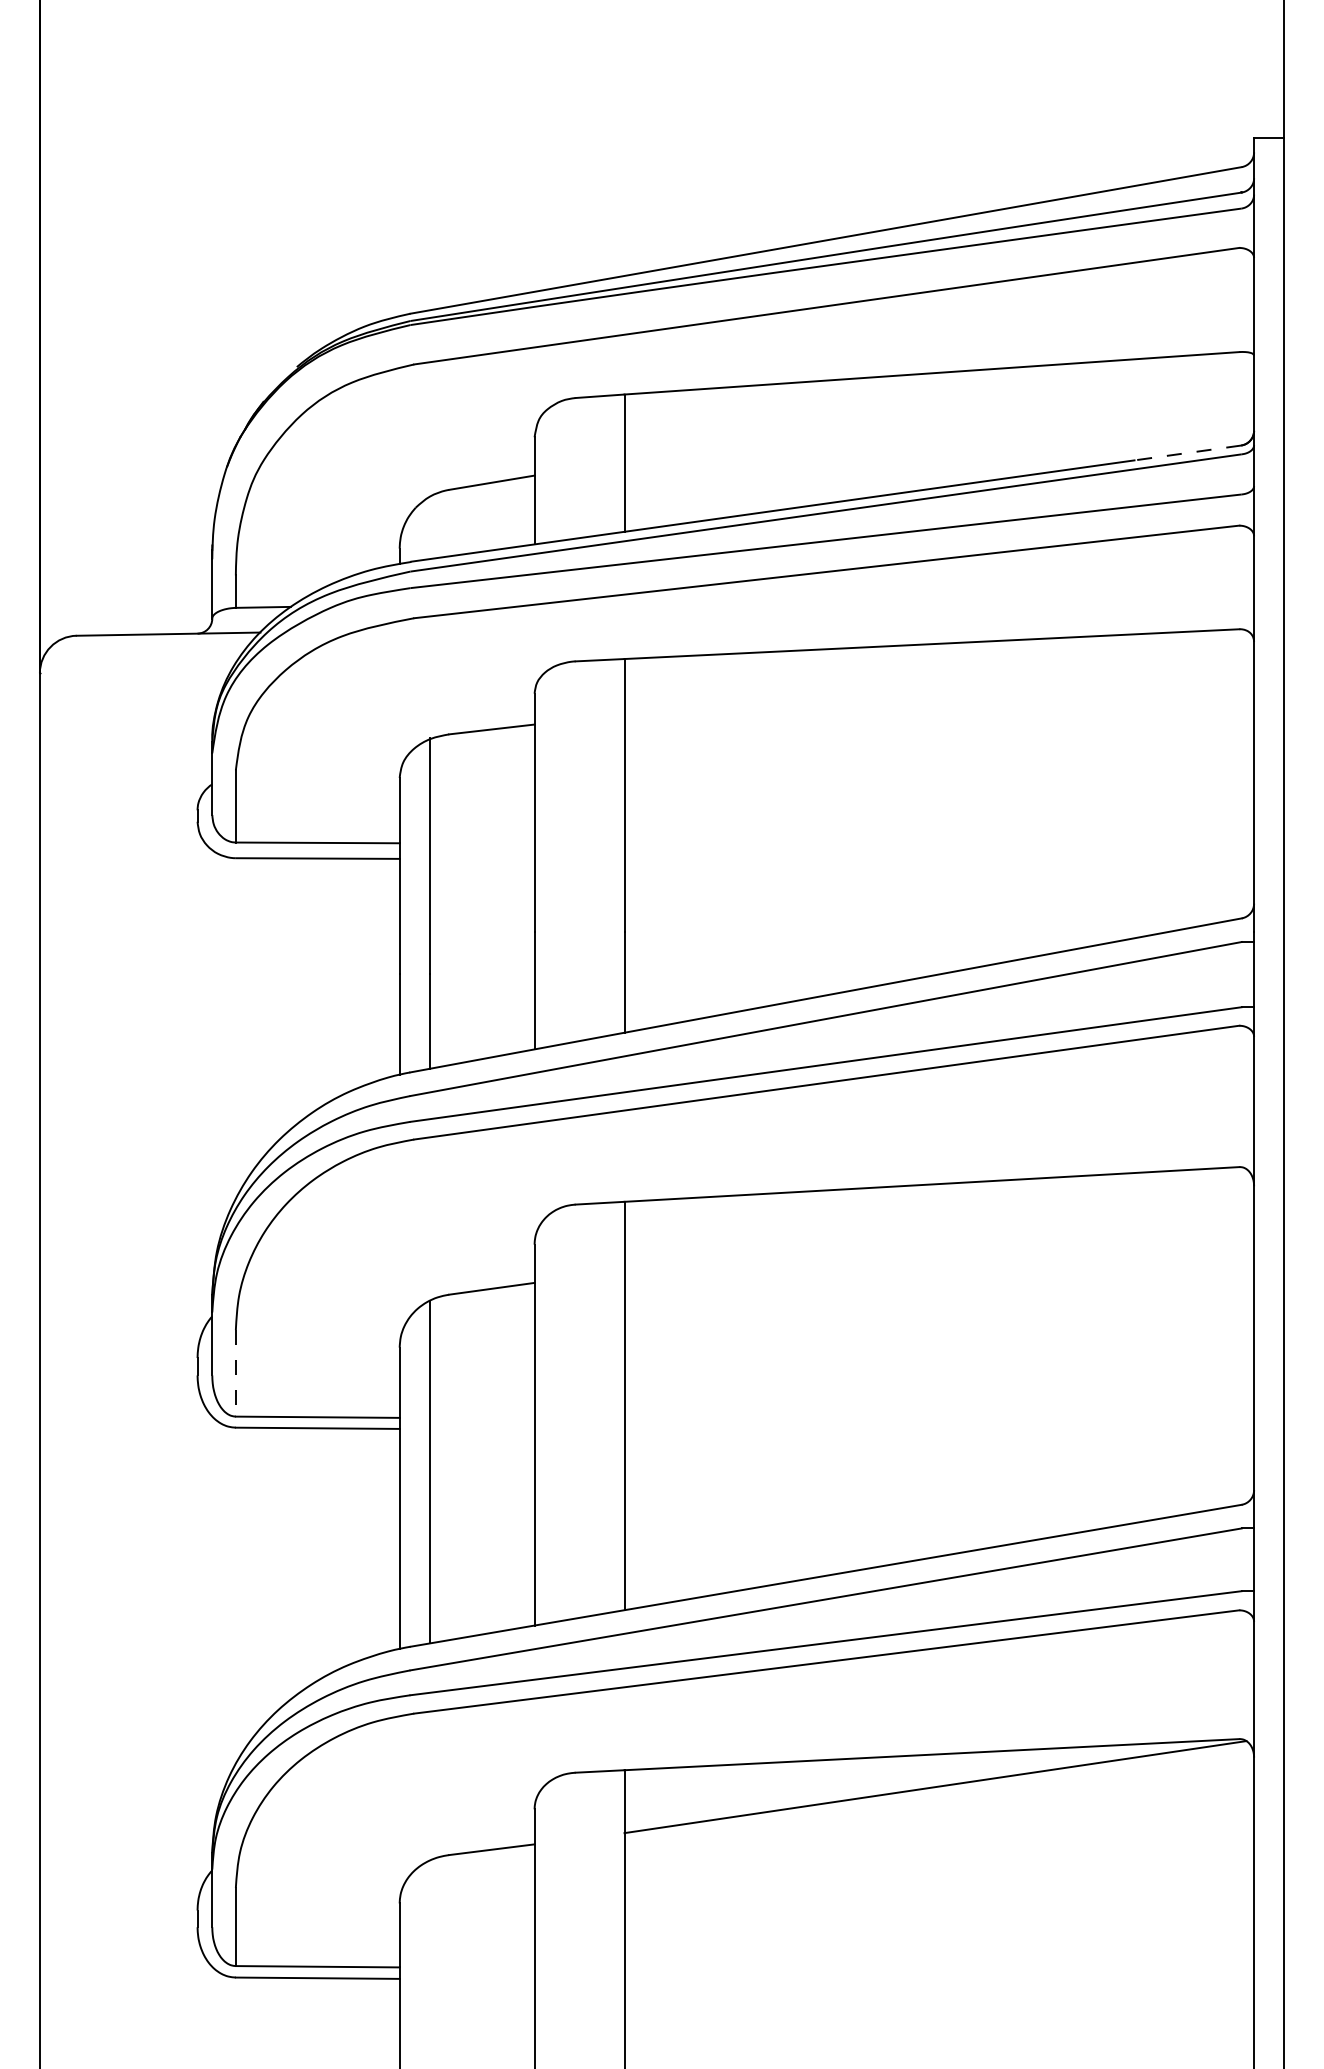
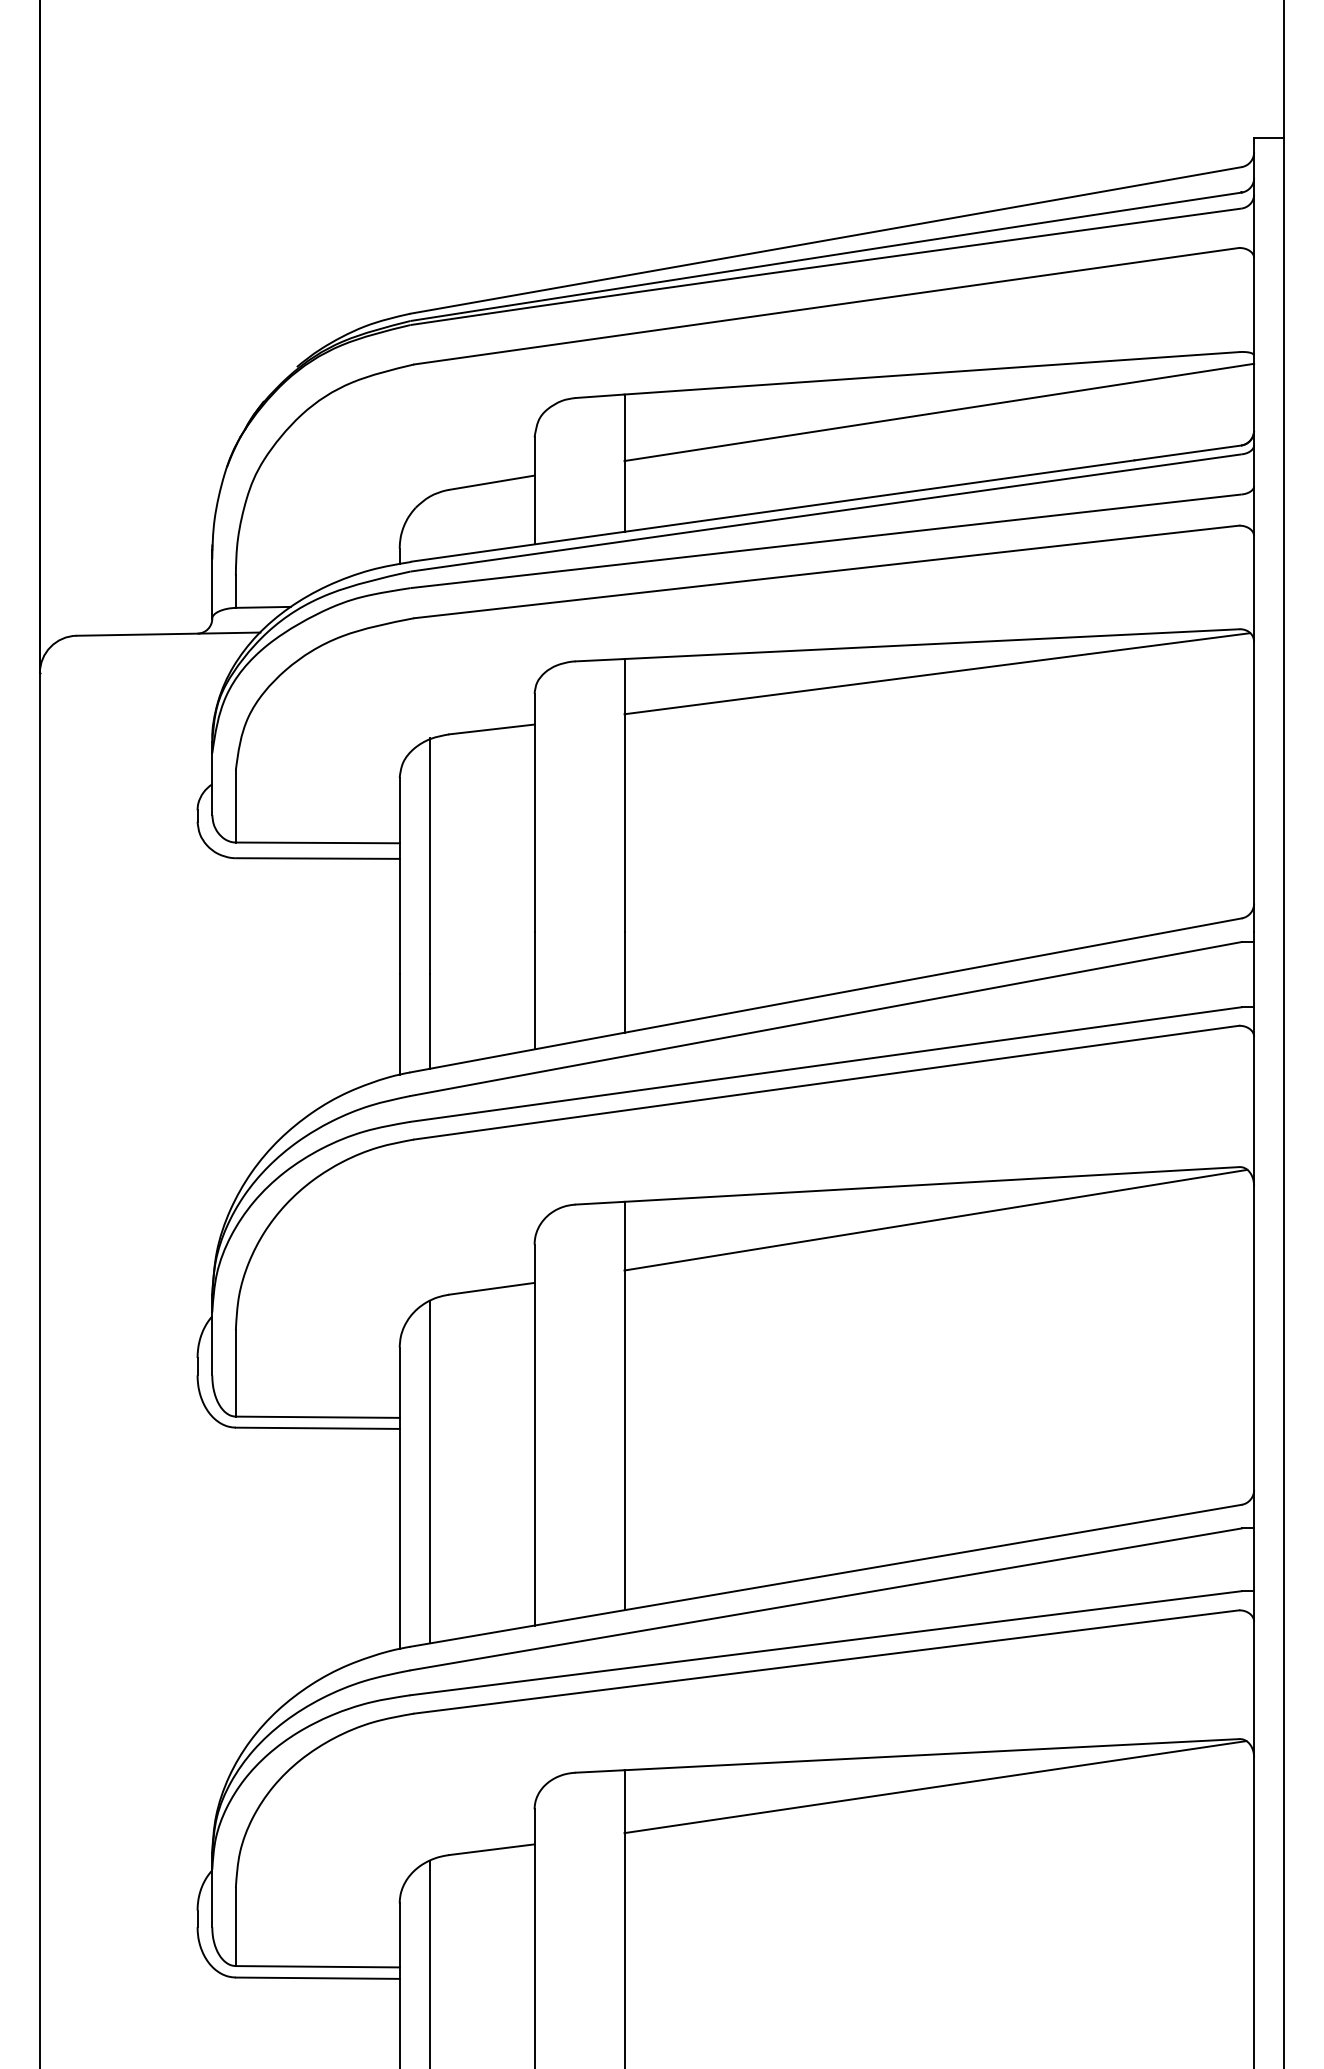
line: none -> present (939, 412)
line: dashed -> solid (1187, 452)
line: none -> present (937, 673)
line: none -> present (935, 1219)
line: dashed -> solid (235, 1373)
line: none -> present (429, 1962)
